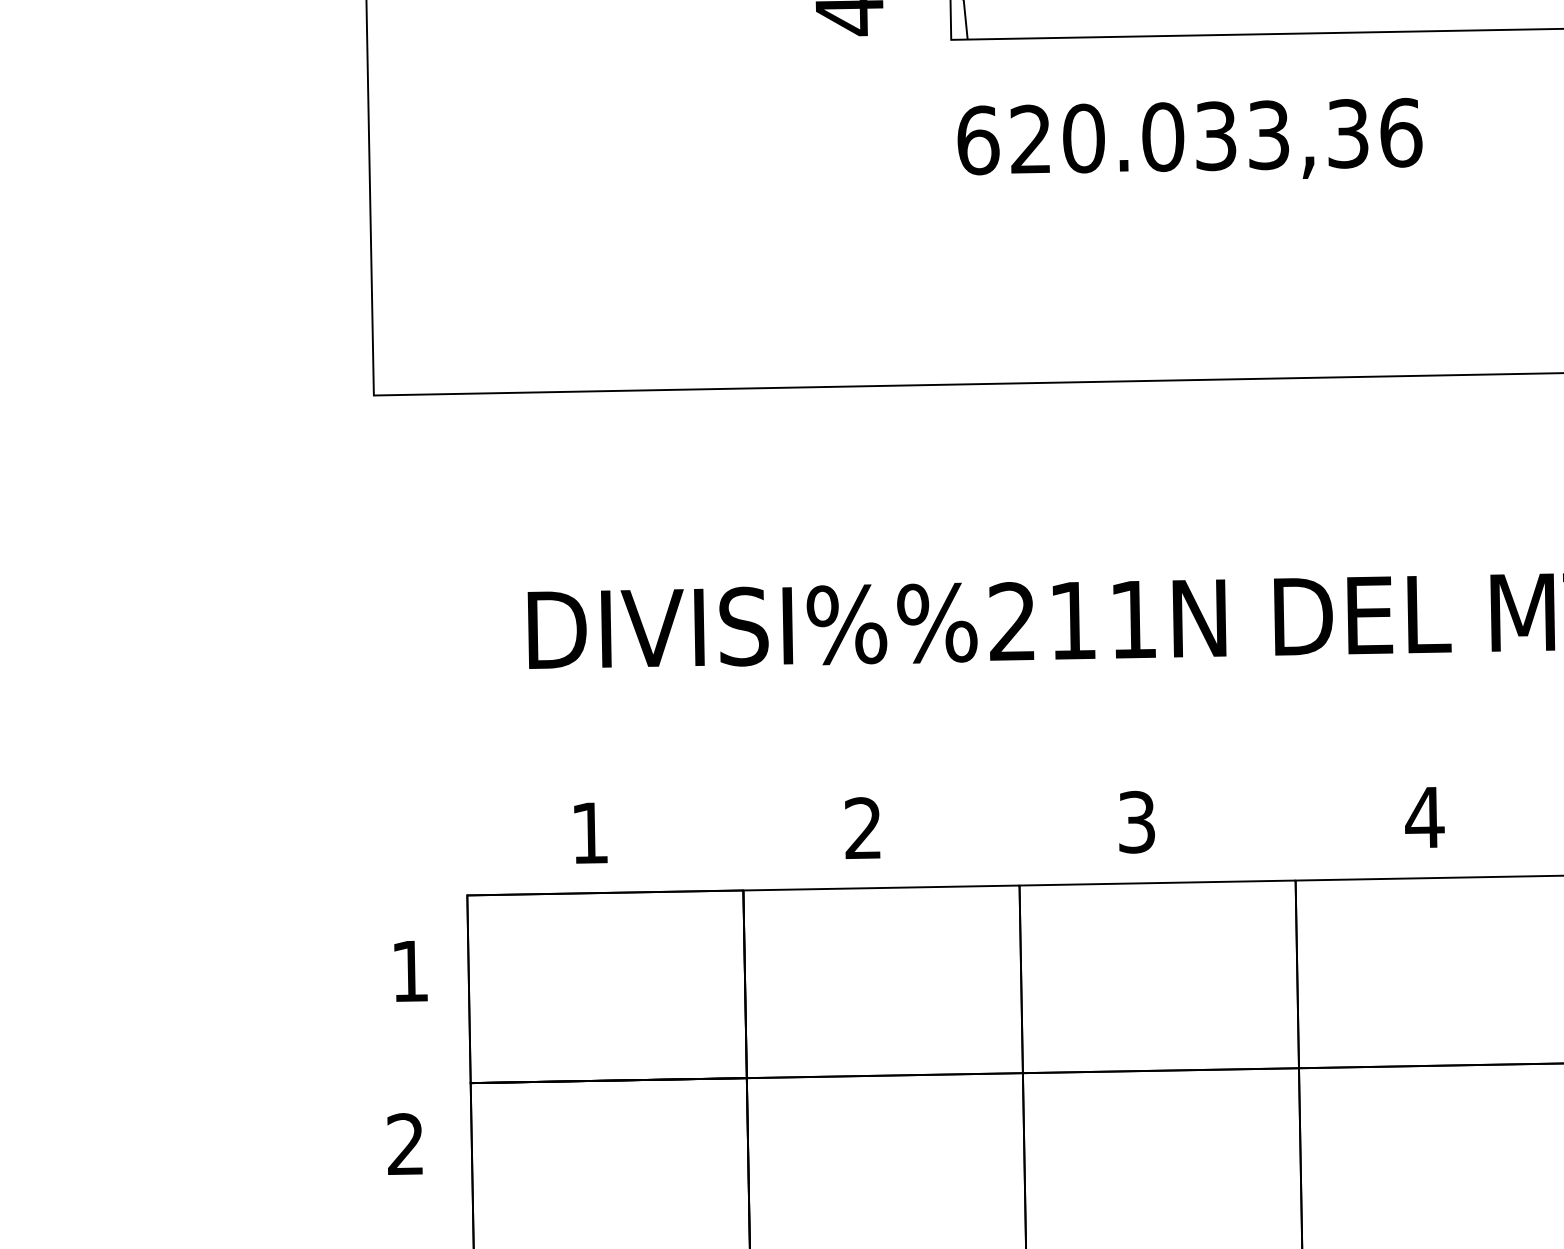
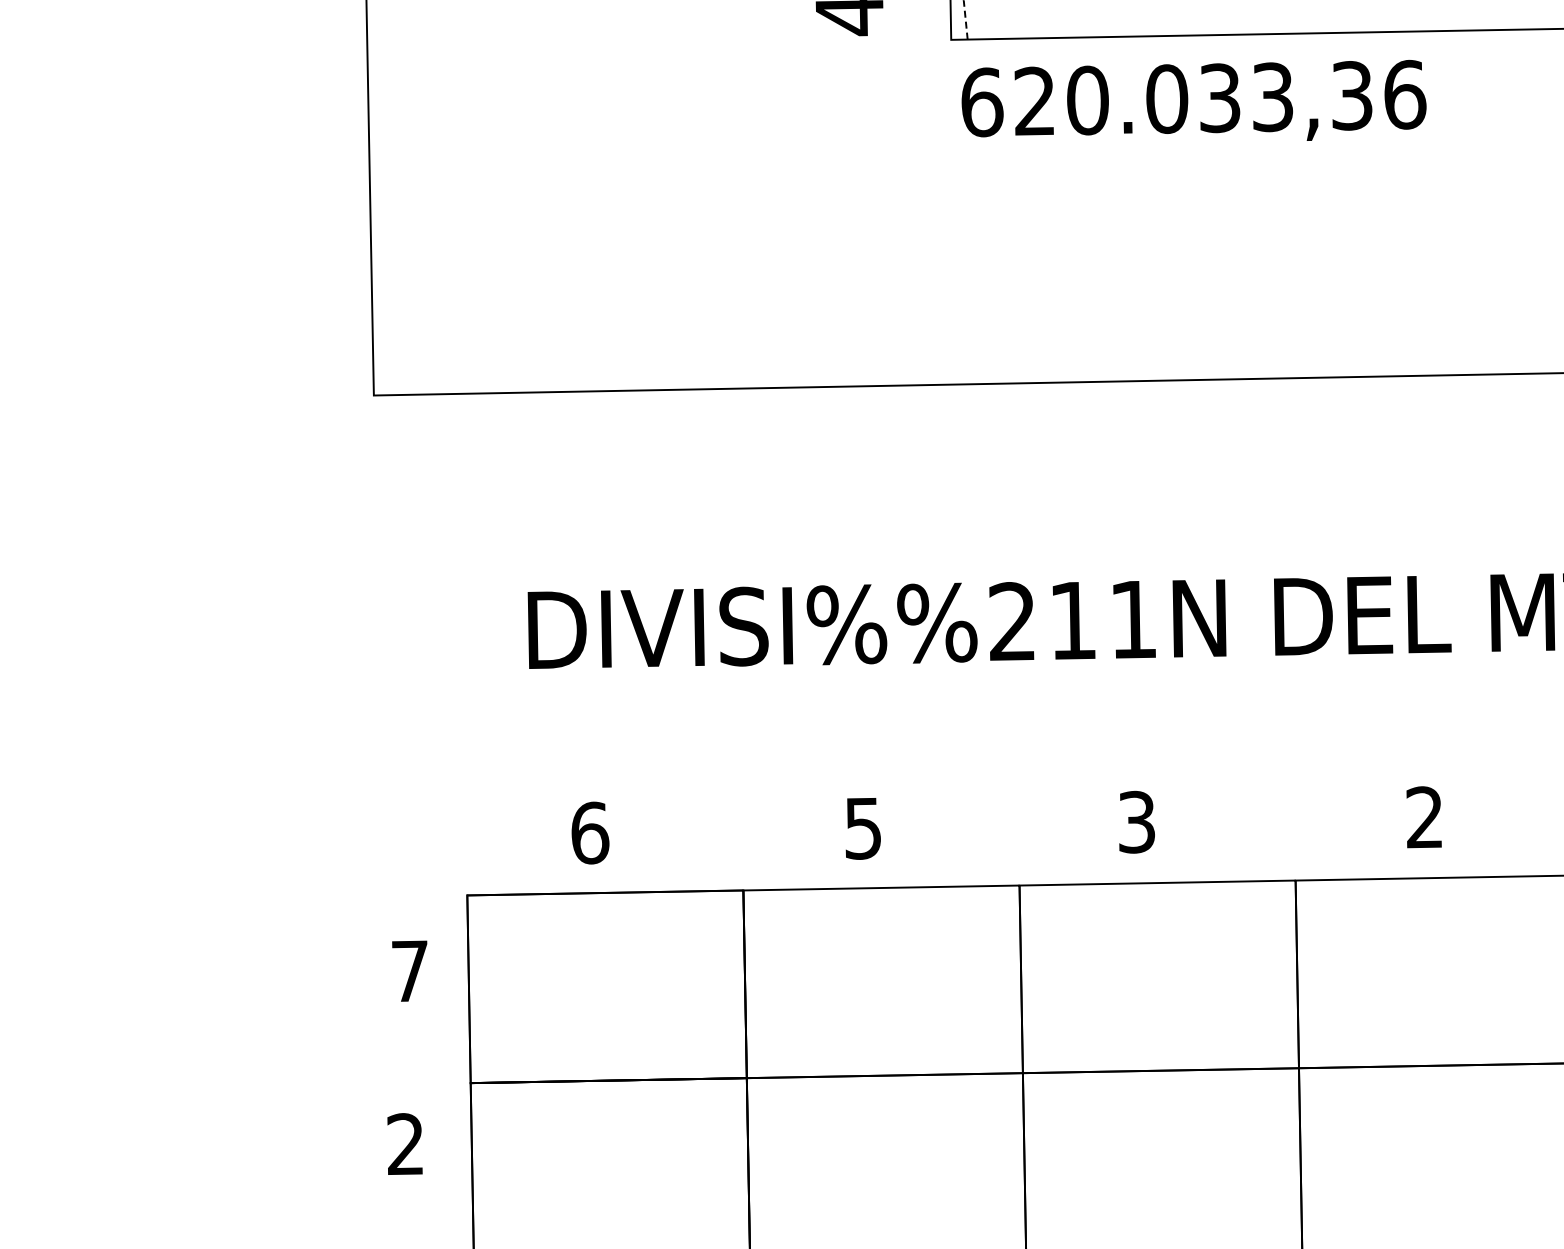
line: solid -> dashed (965, 19)
text position: (1189, 138) -> (1193, 100) (1193, 100)
text: 4 -> 2 (1424, 817)
text: 2 -> 5 (862, 828)
text: 1 -> 6 (590, 832)
text: 1 -> 7 (409, 970)
